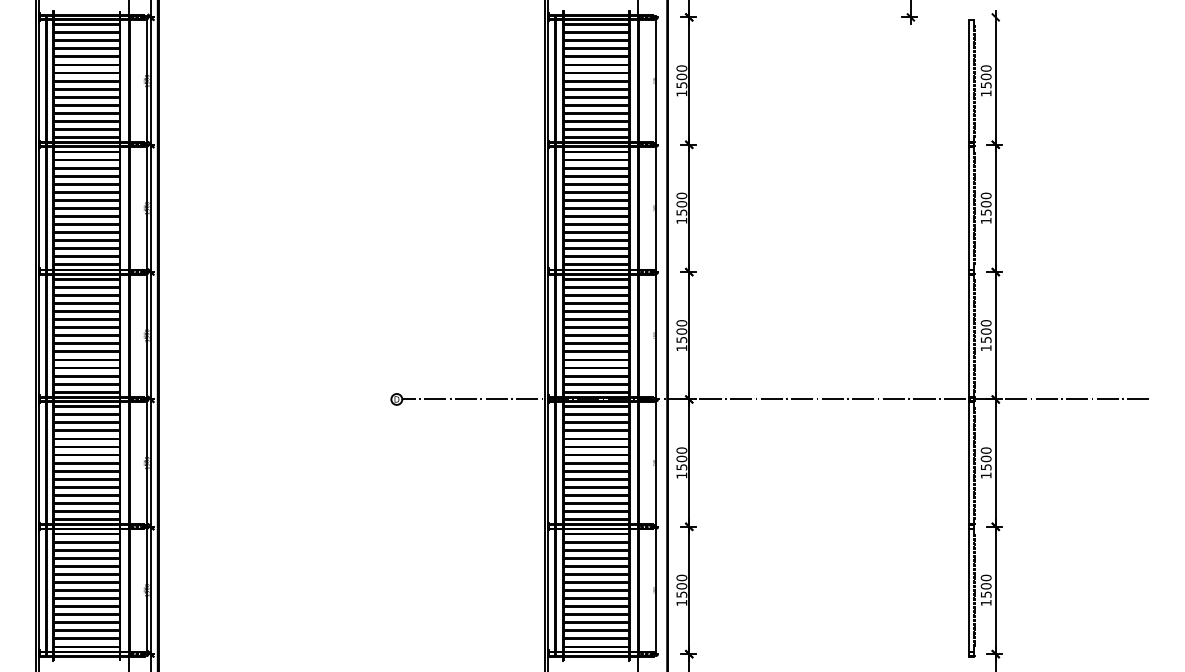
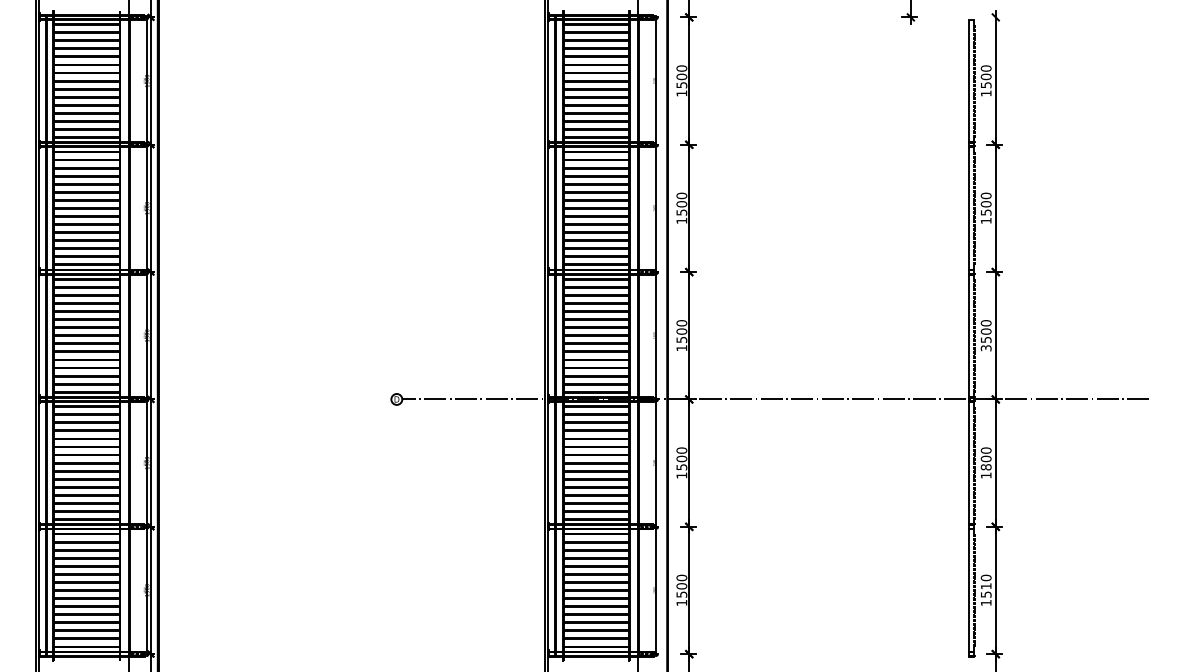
text: 1500 -> 3500 (985, 348)
text: 1500 -> 1800 (985, 467)
text: 1500 -> 1510 (985, 586)
